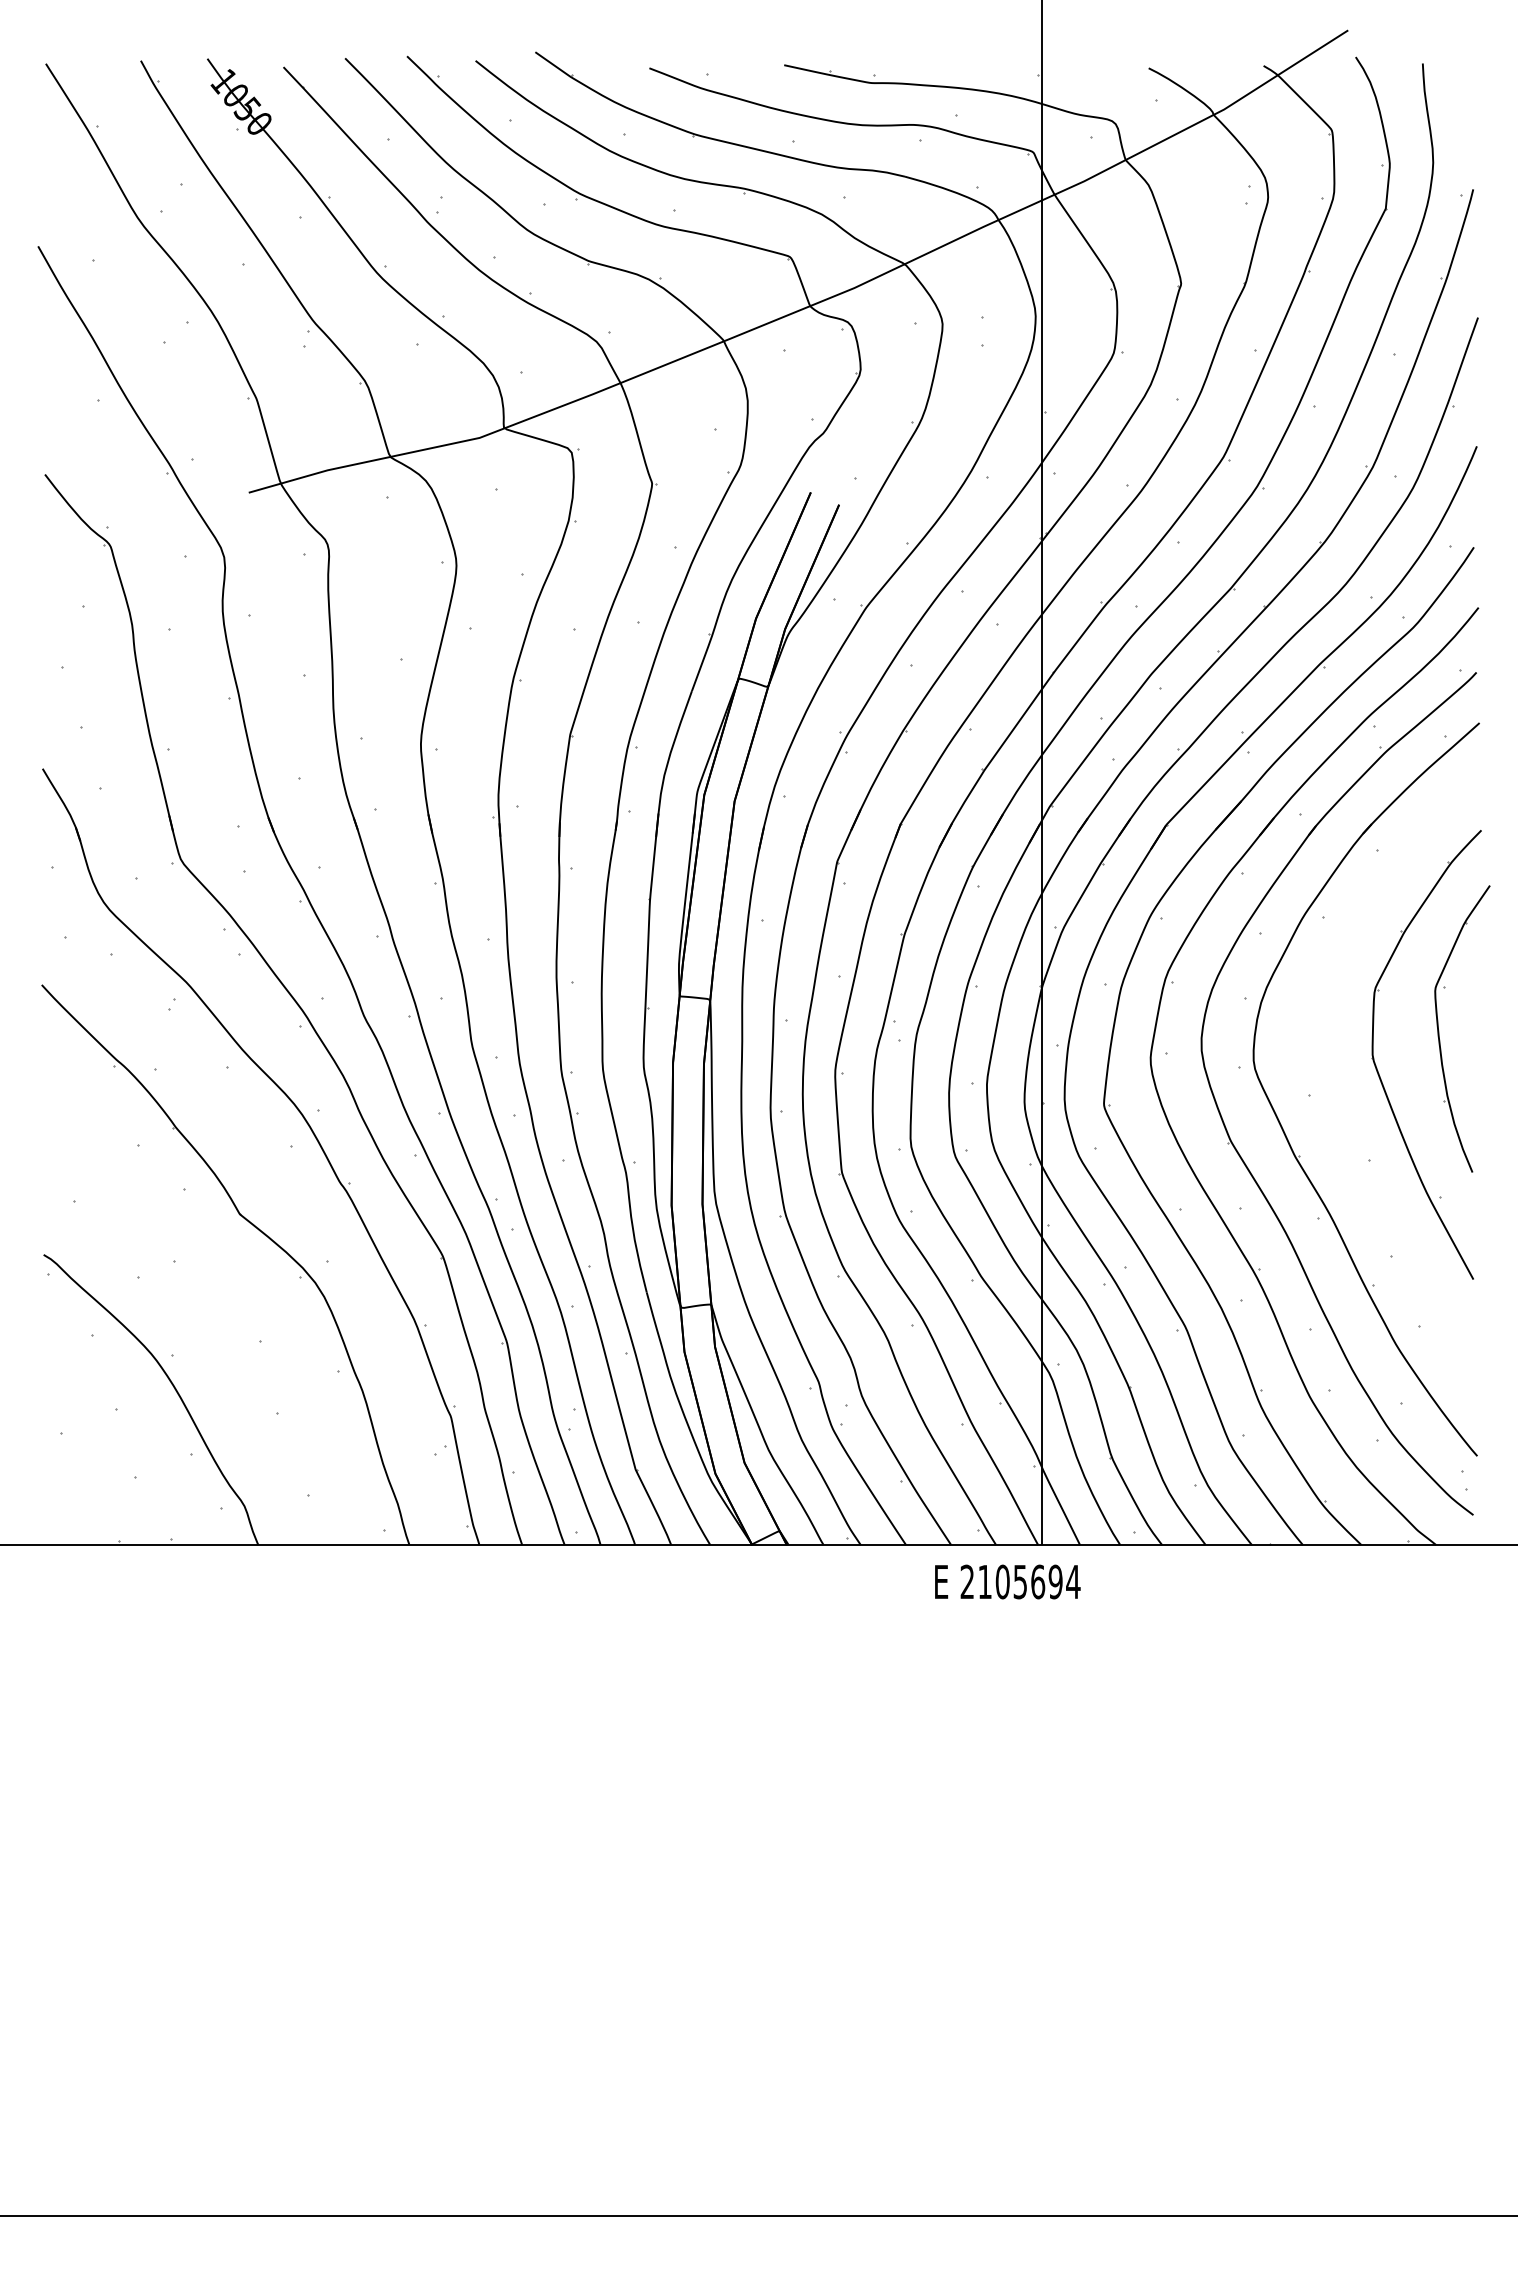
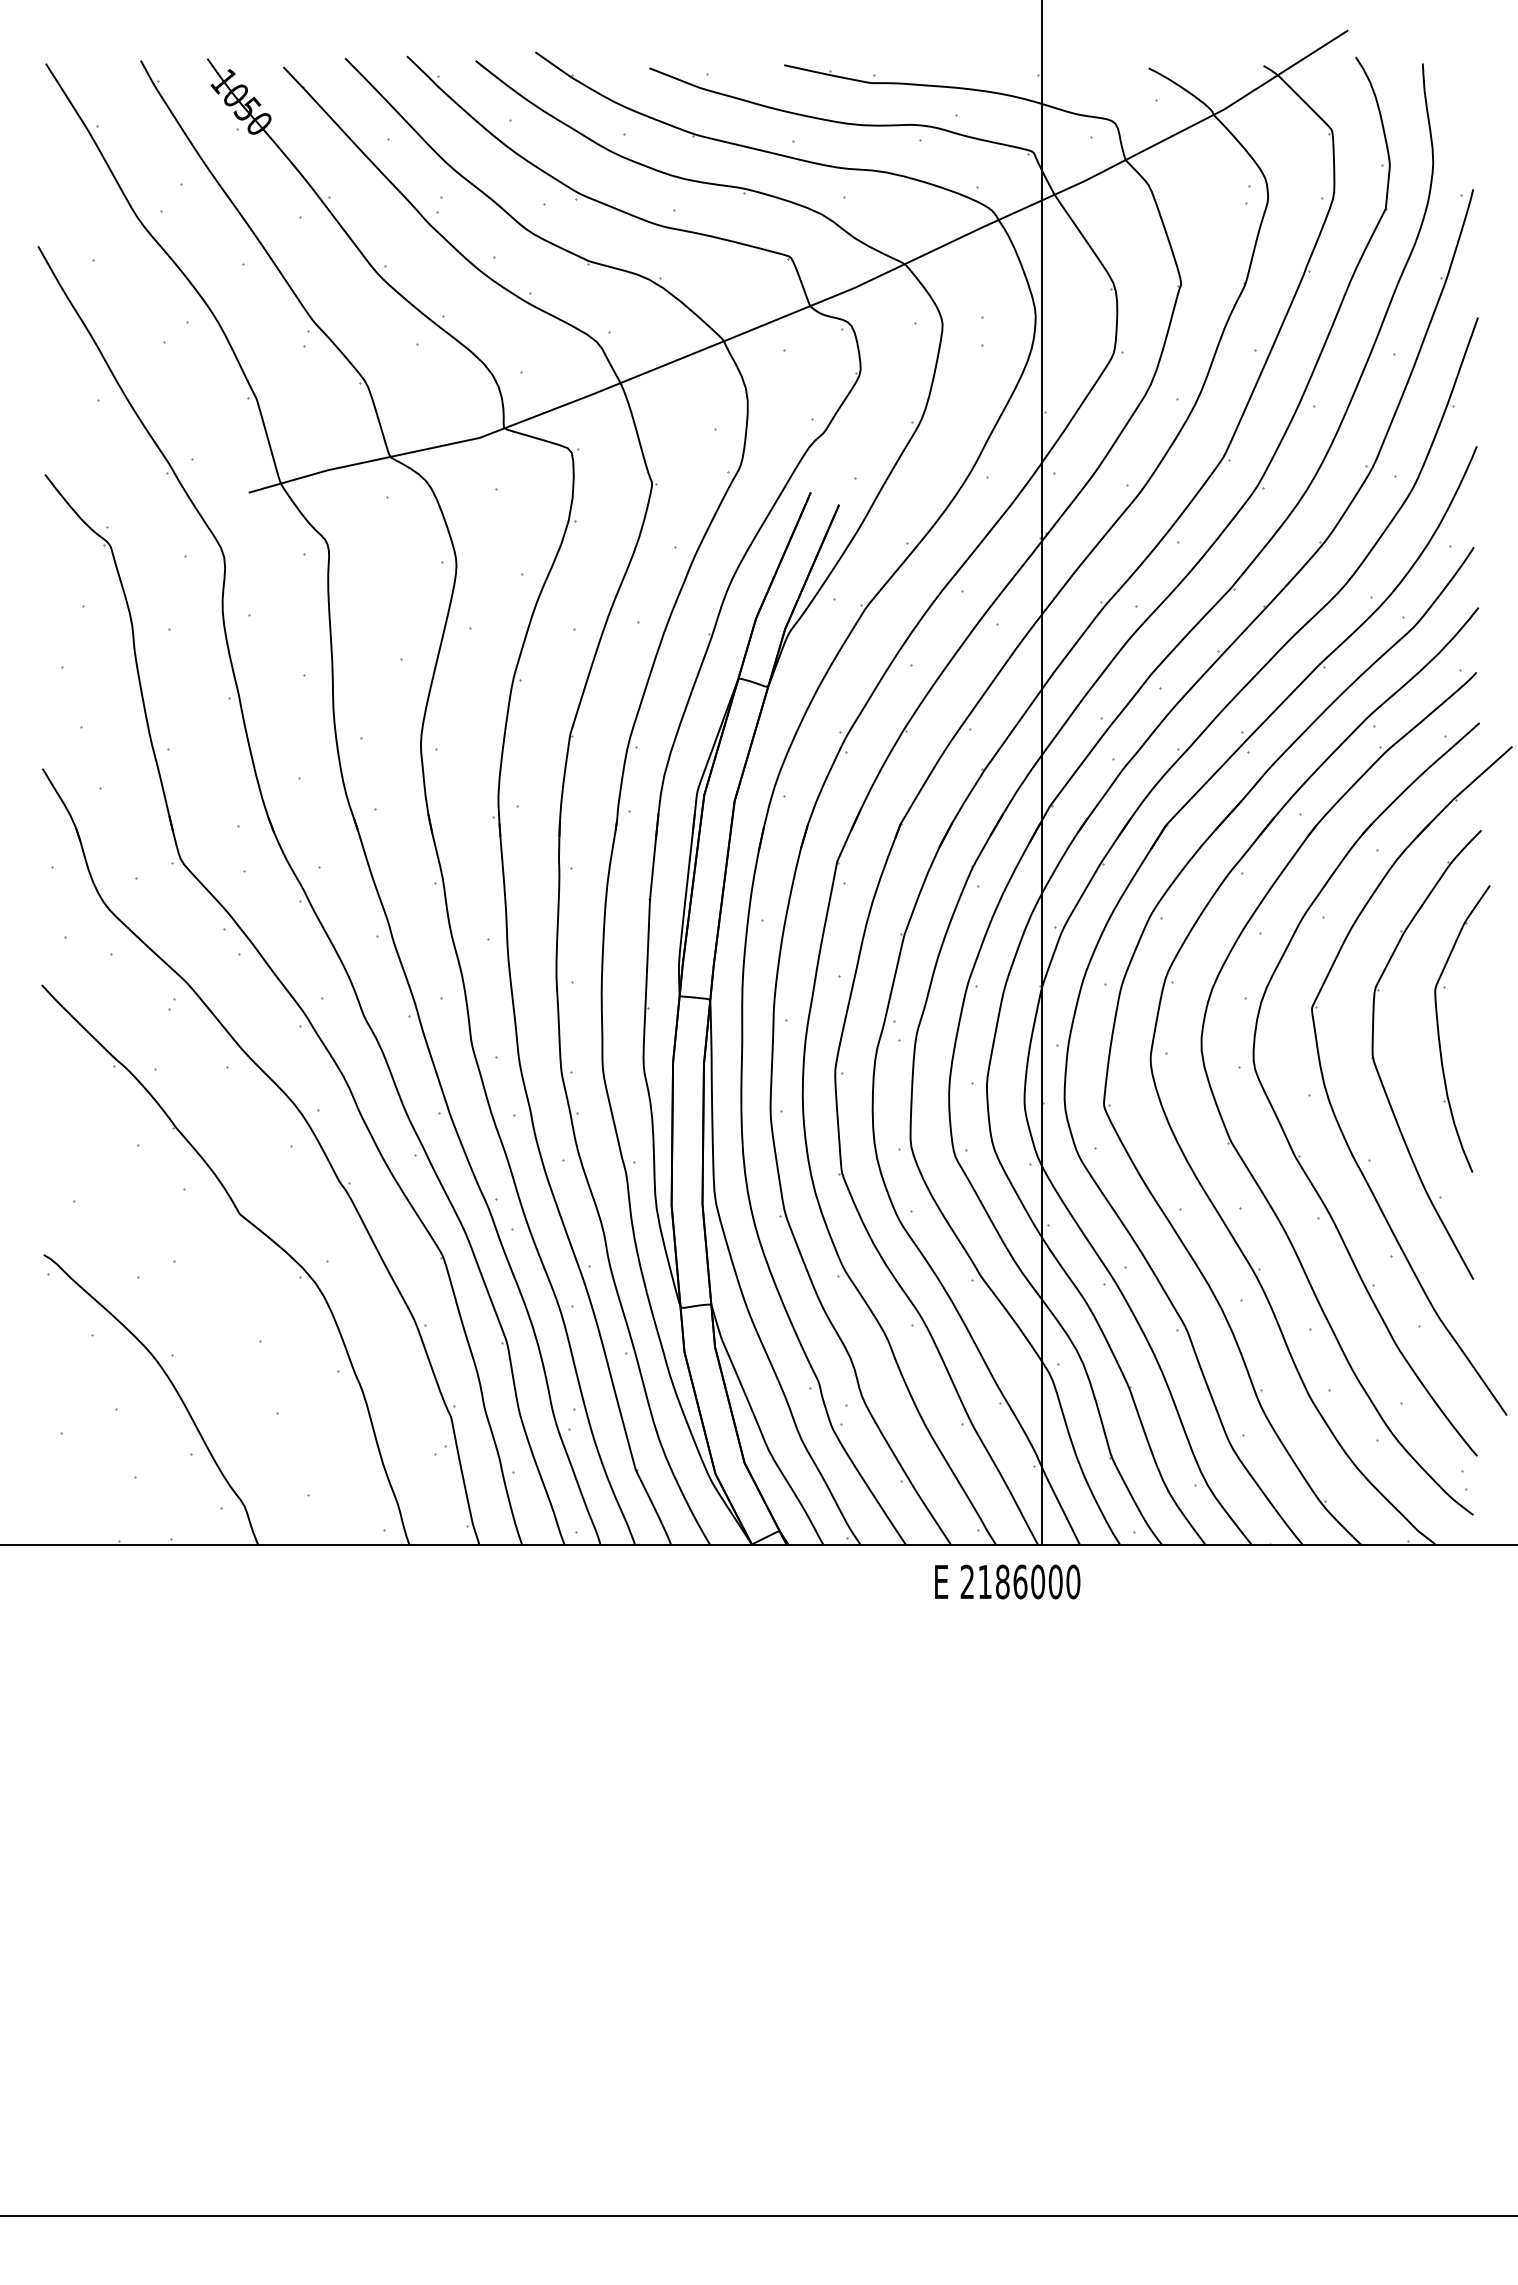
part: none -> present (1334, 1111)
text: 2105694 -> 2186000 (1037, 1581)
